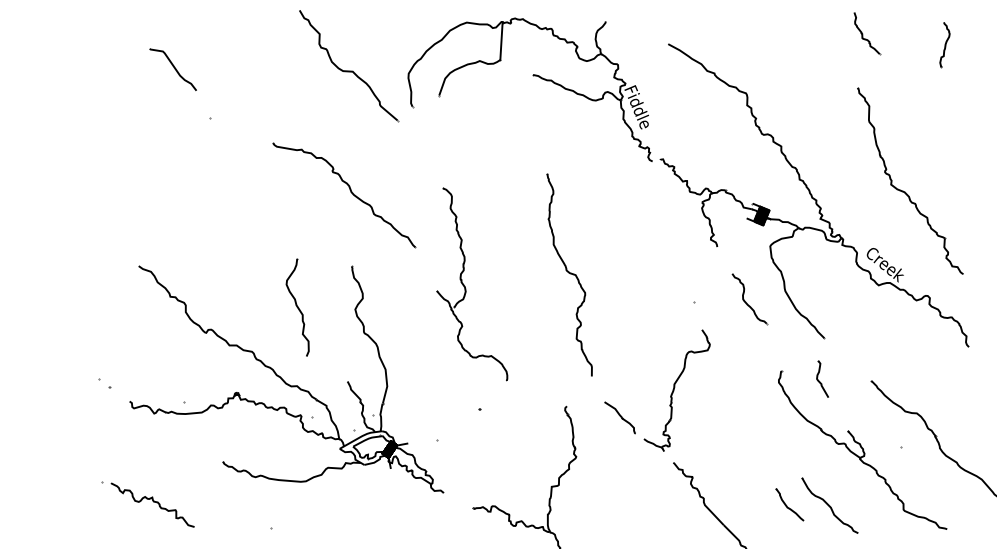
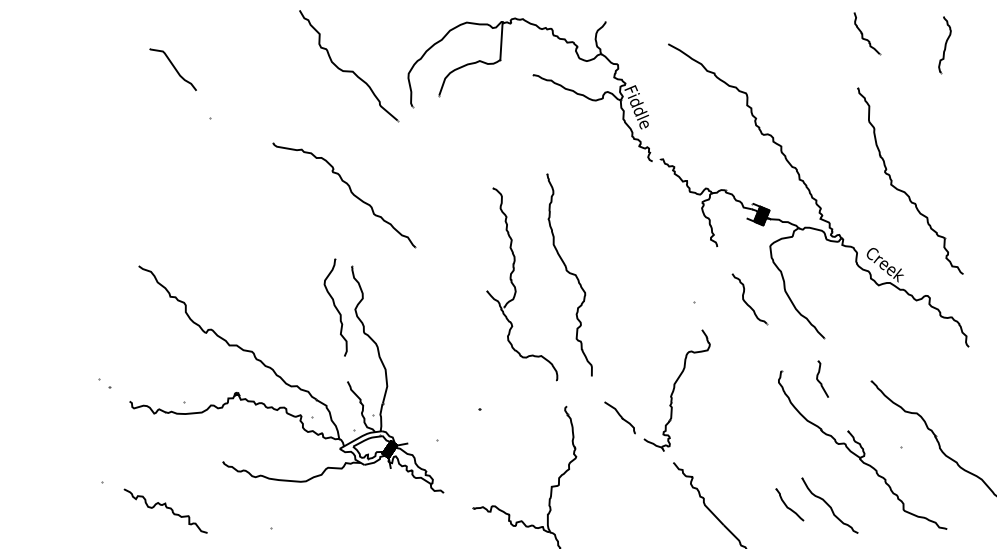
part size: 12x47 px -> 14x59 px (944, 45)
part position: (466, 288) -> (516, 288) (516, 288)
part position: (297, 307) -> (335, 307) (335, 307)
curve position: (153, 502) -> (166, 508) (166, 508)
